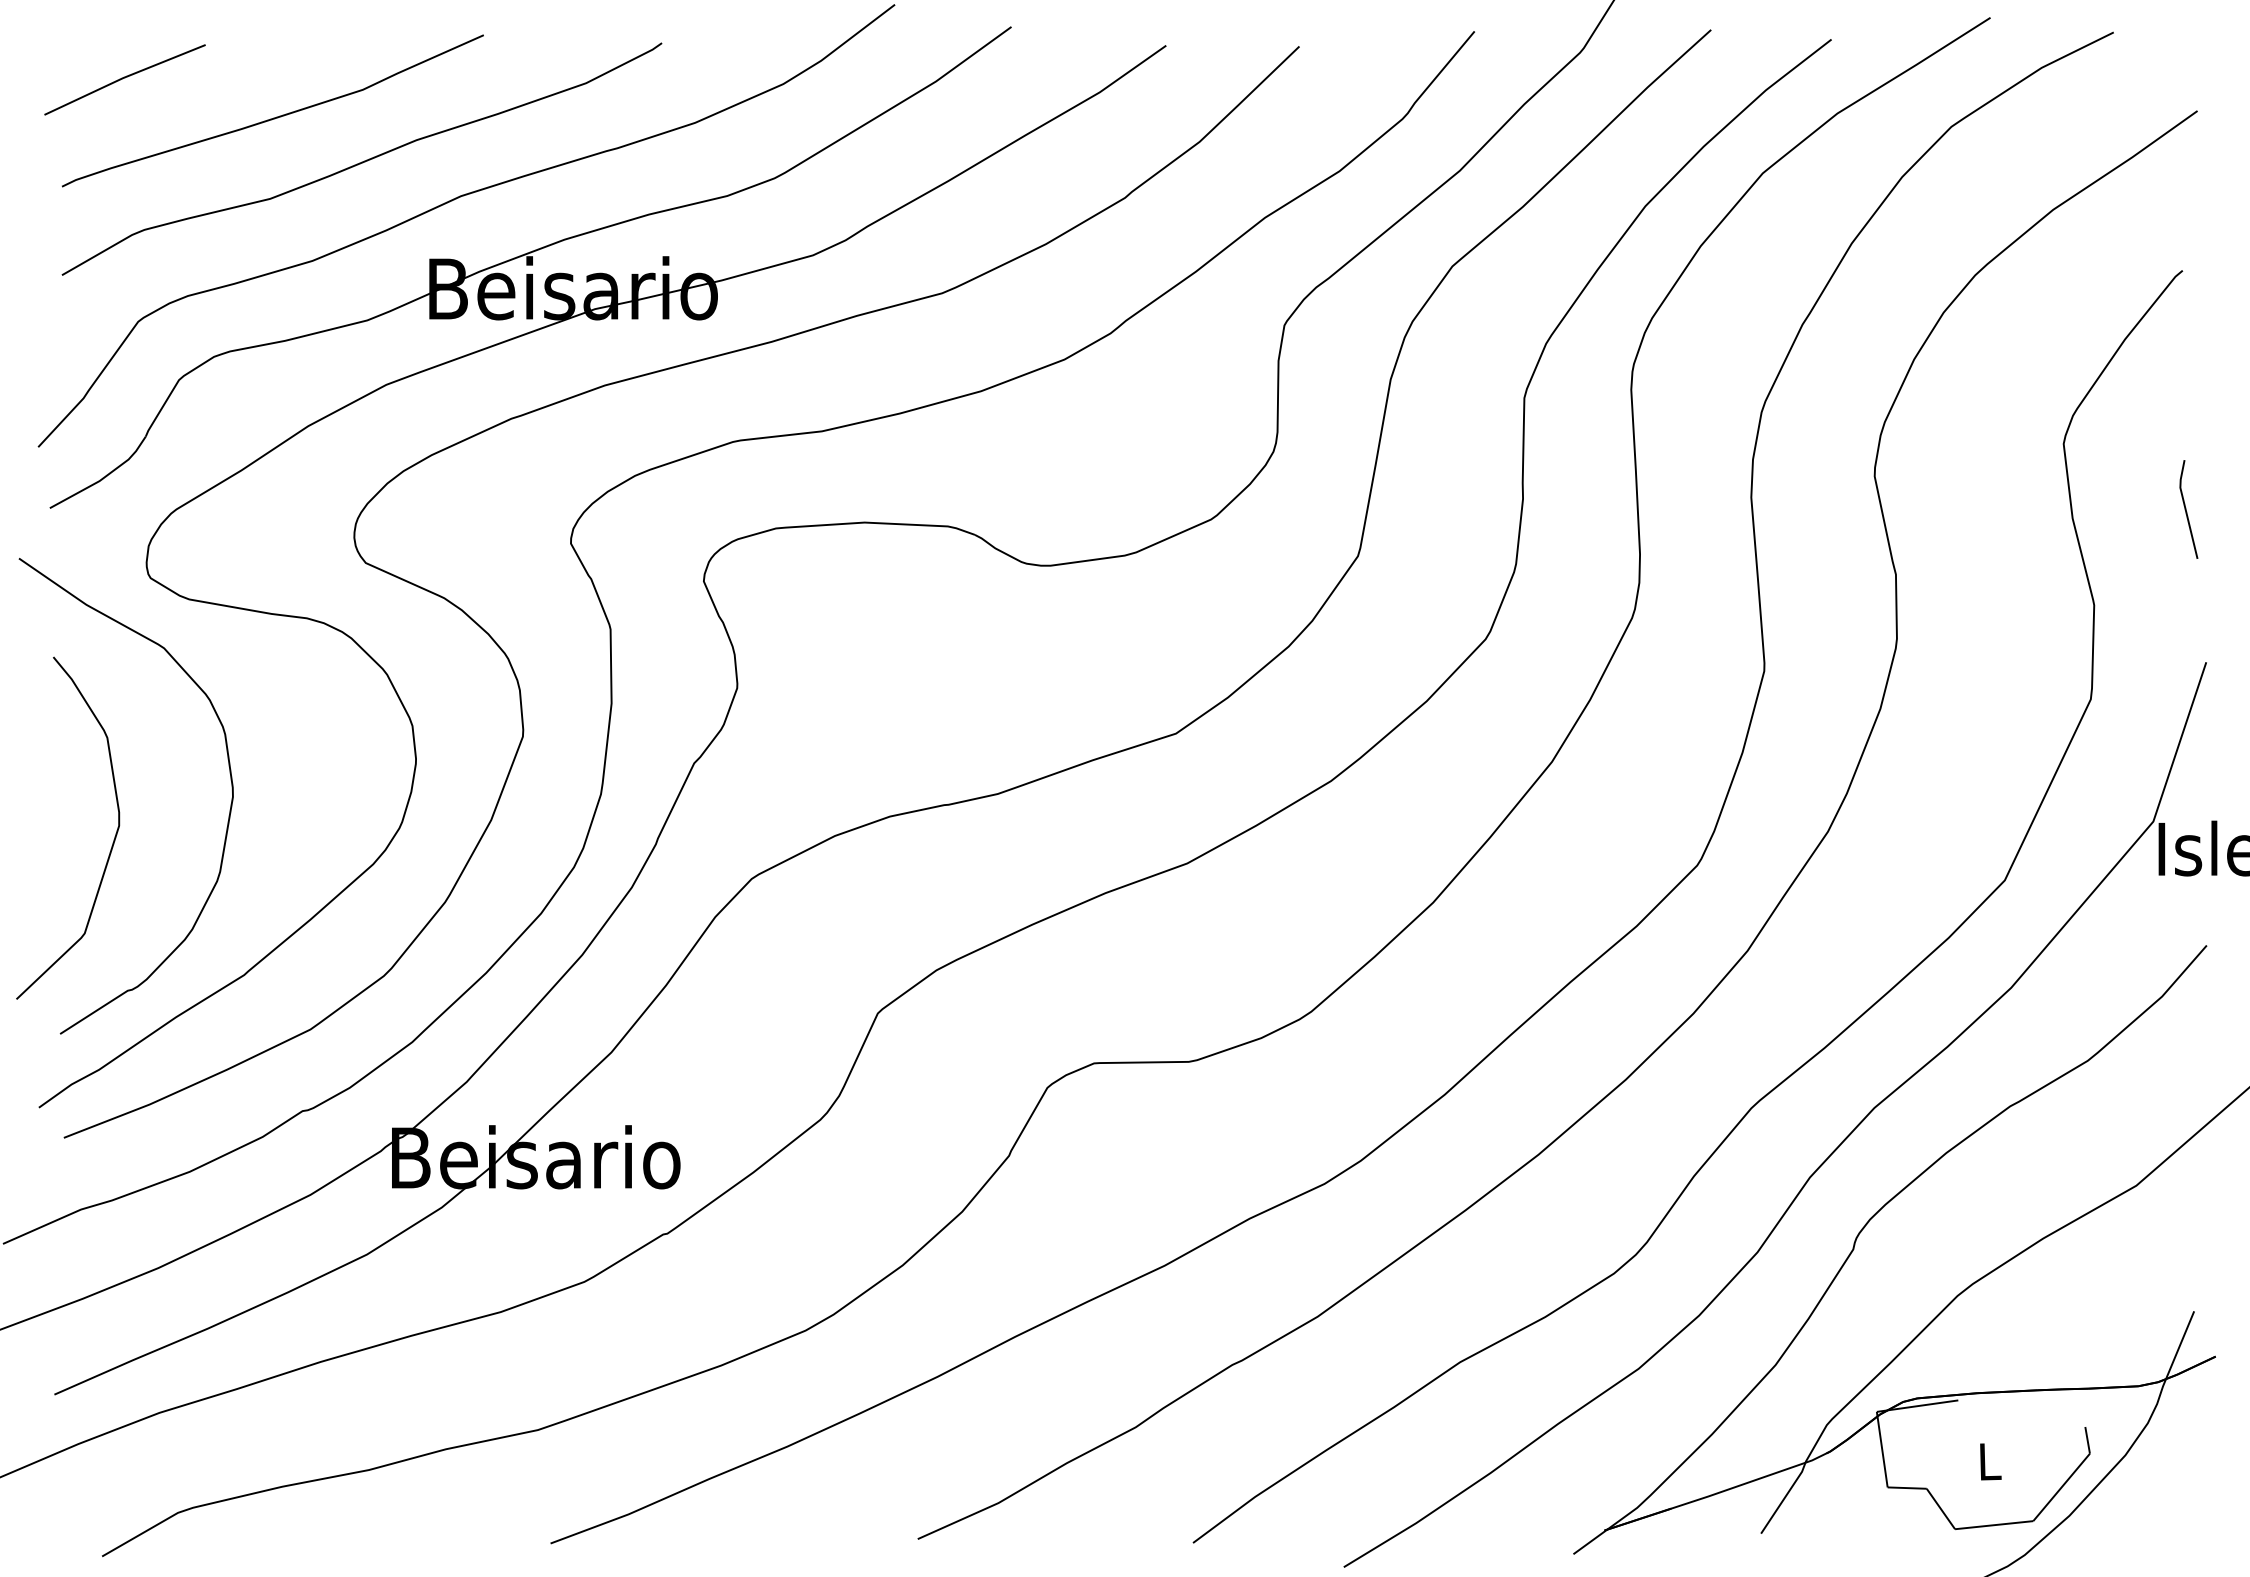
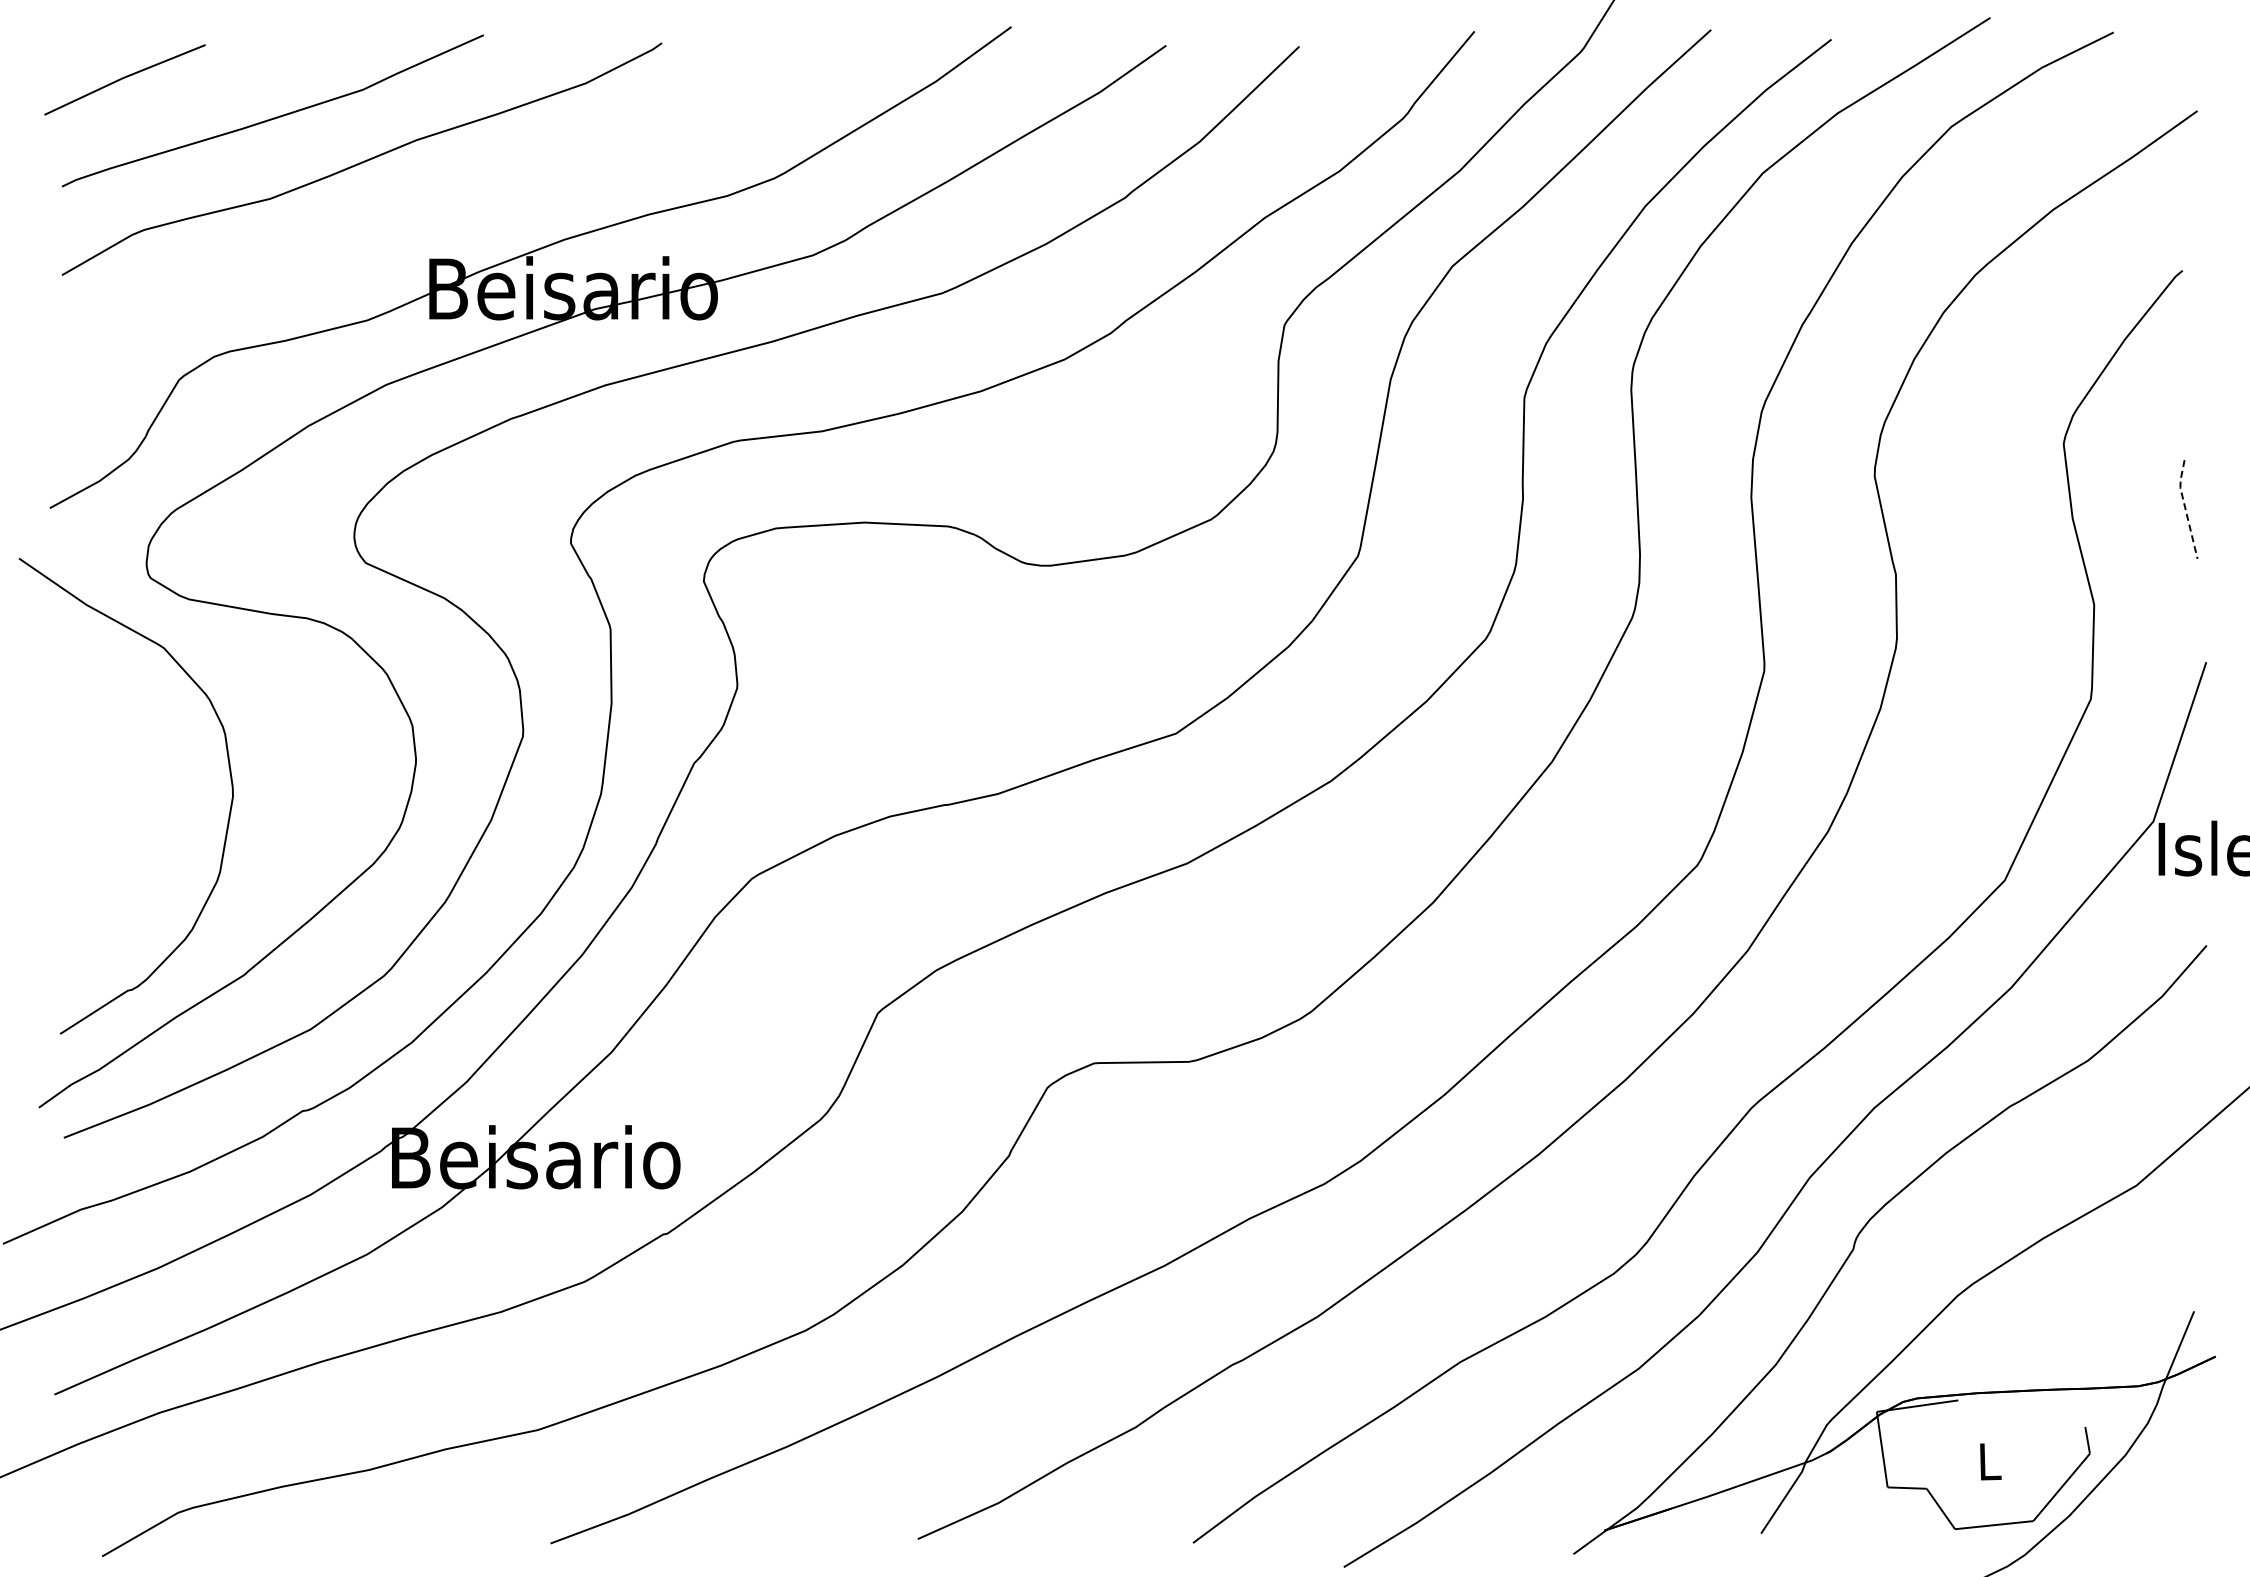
curve: present -> none (454, 200)
line: solid -> dashed (2185, 508)
curve: present -> none (112, 842)
